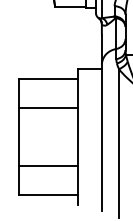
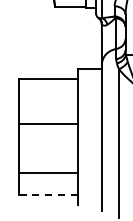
line position: (48, 108) -> (48, 124) (48, 124)
line position: (48, 166) -> (48, 173) (48, 173)
line: solid -> dashed (48, 195)
